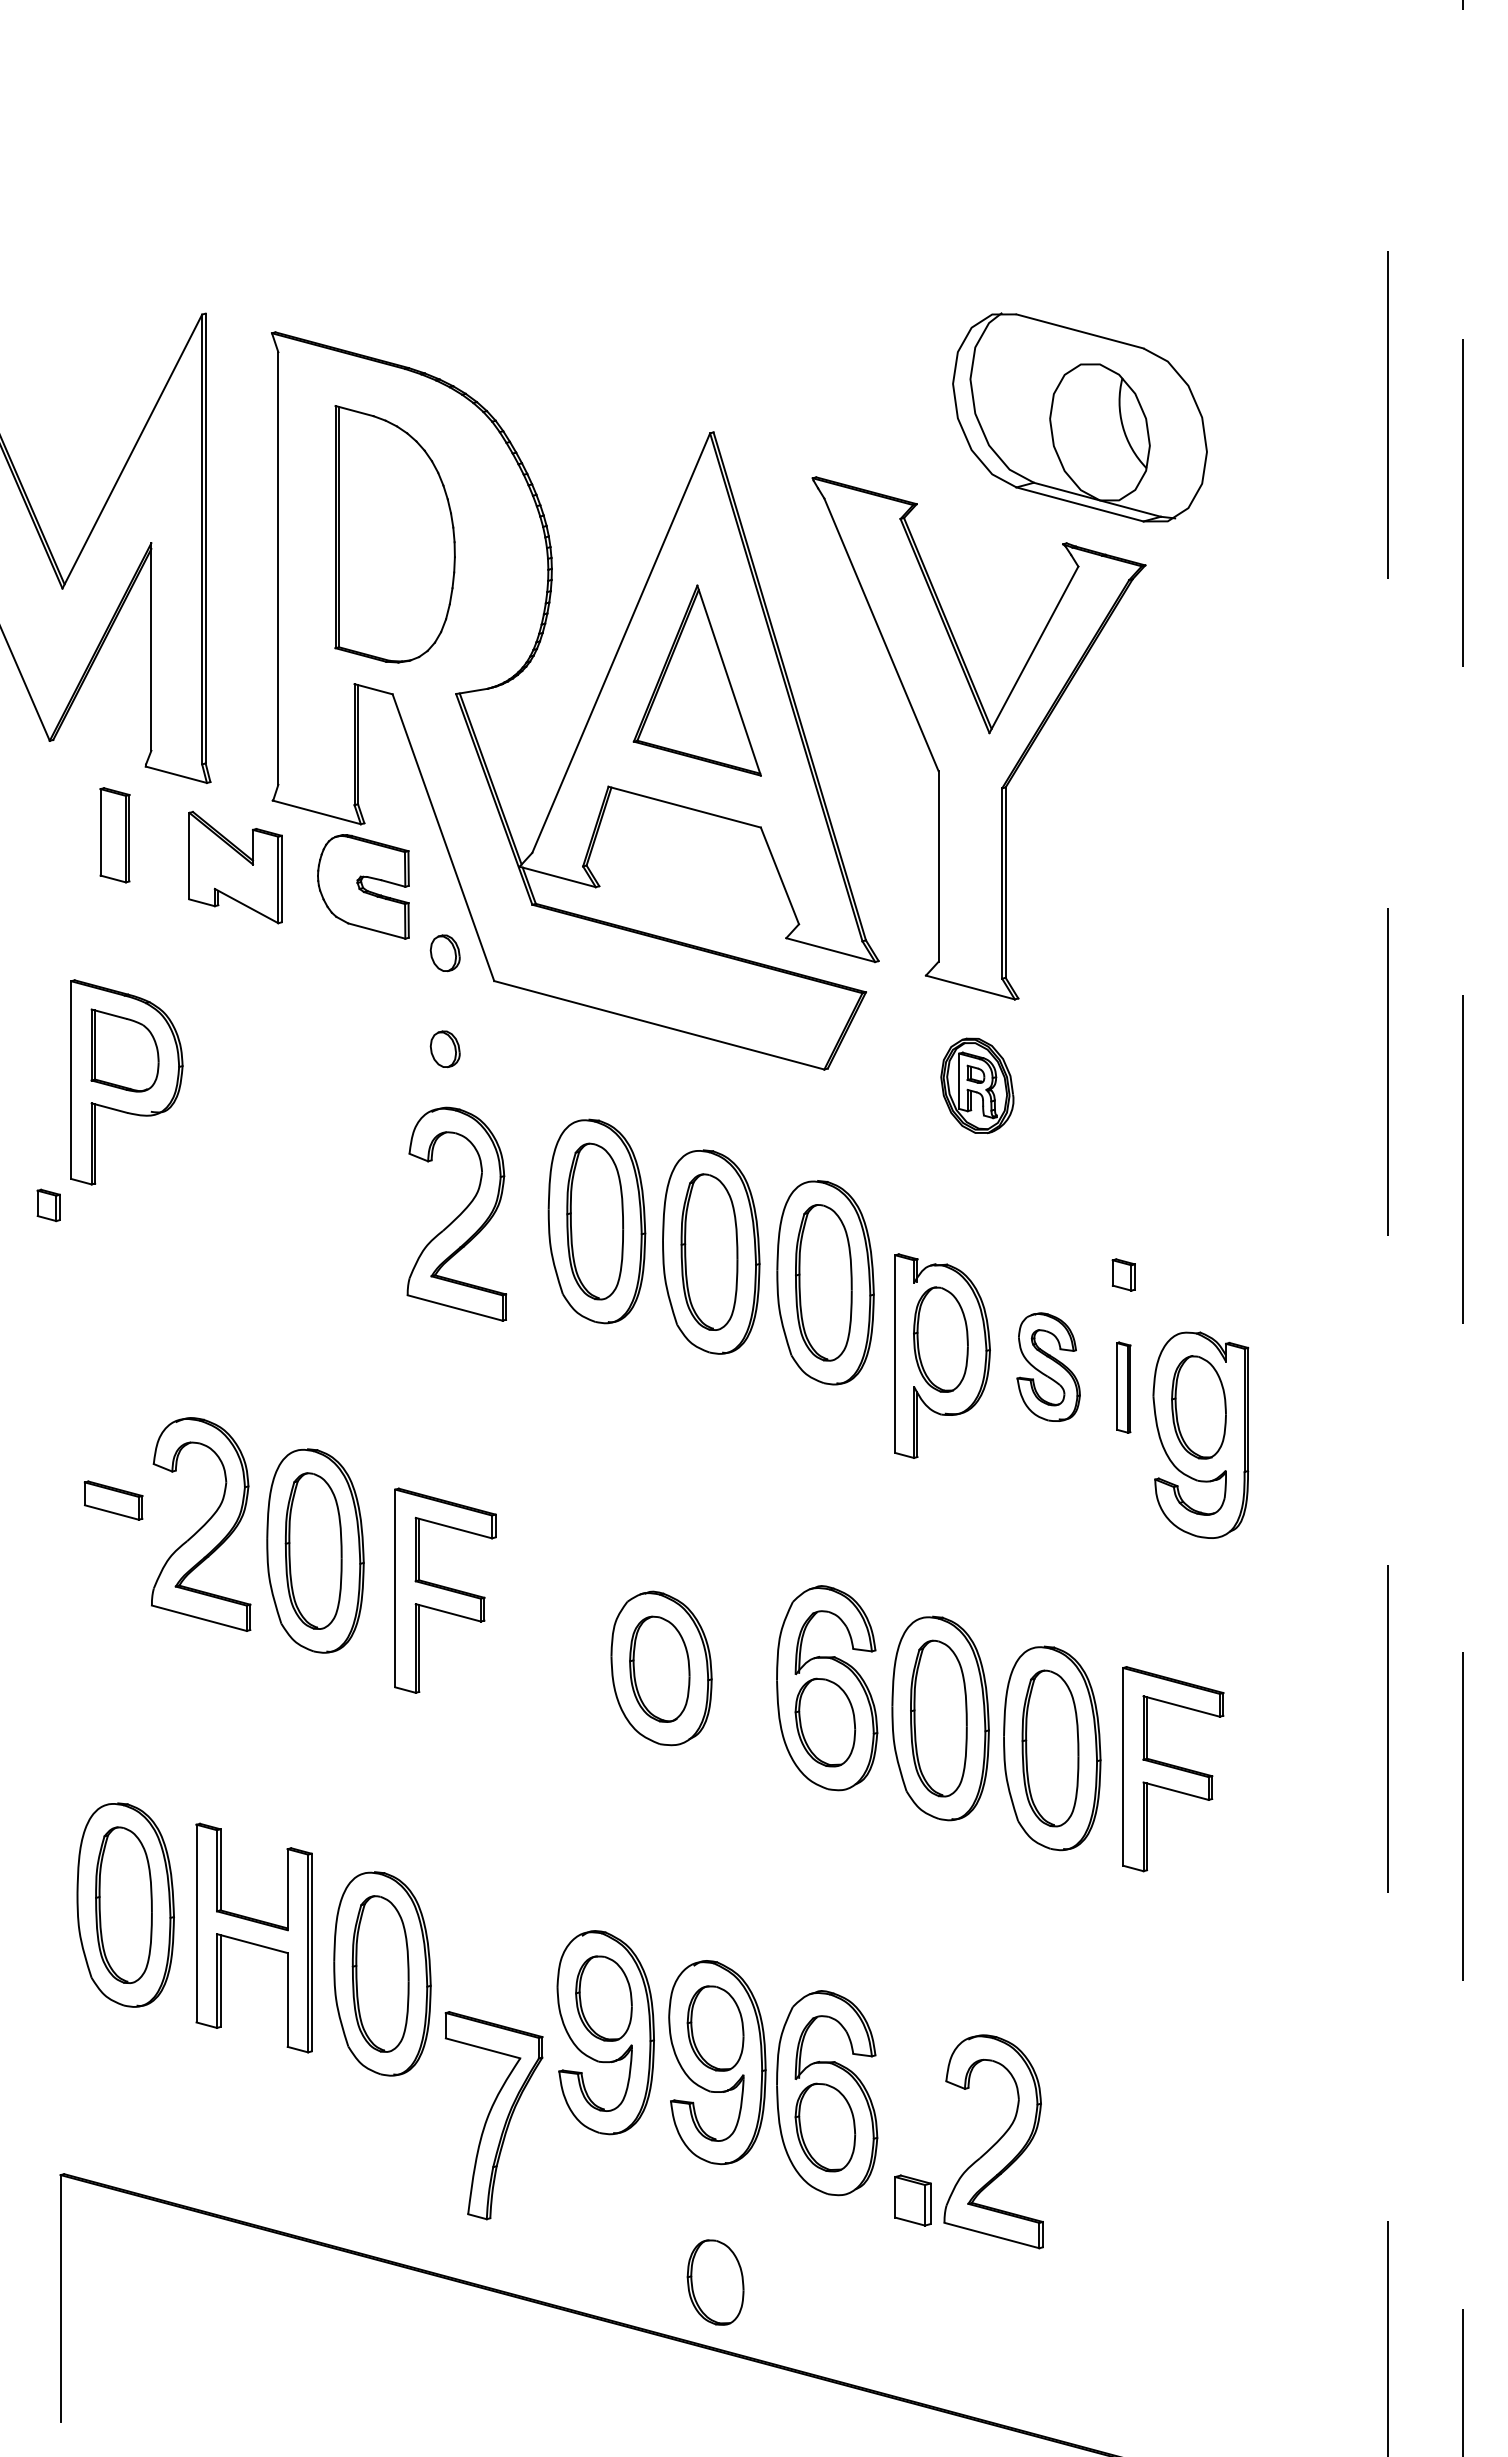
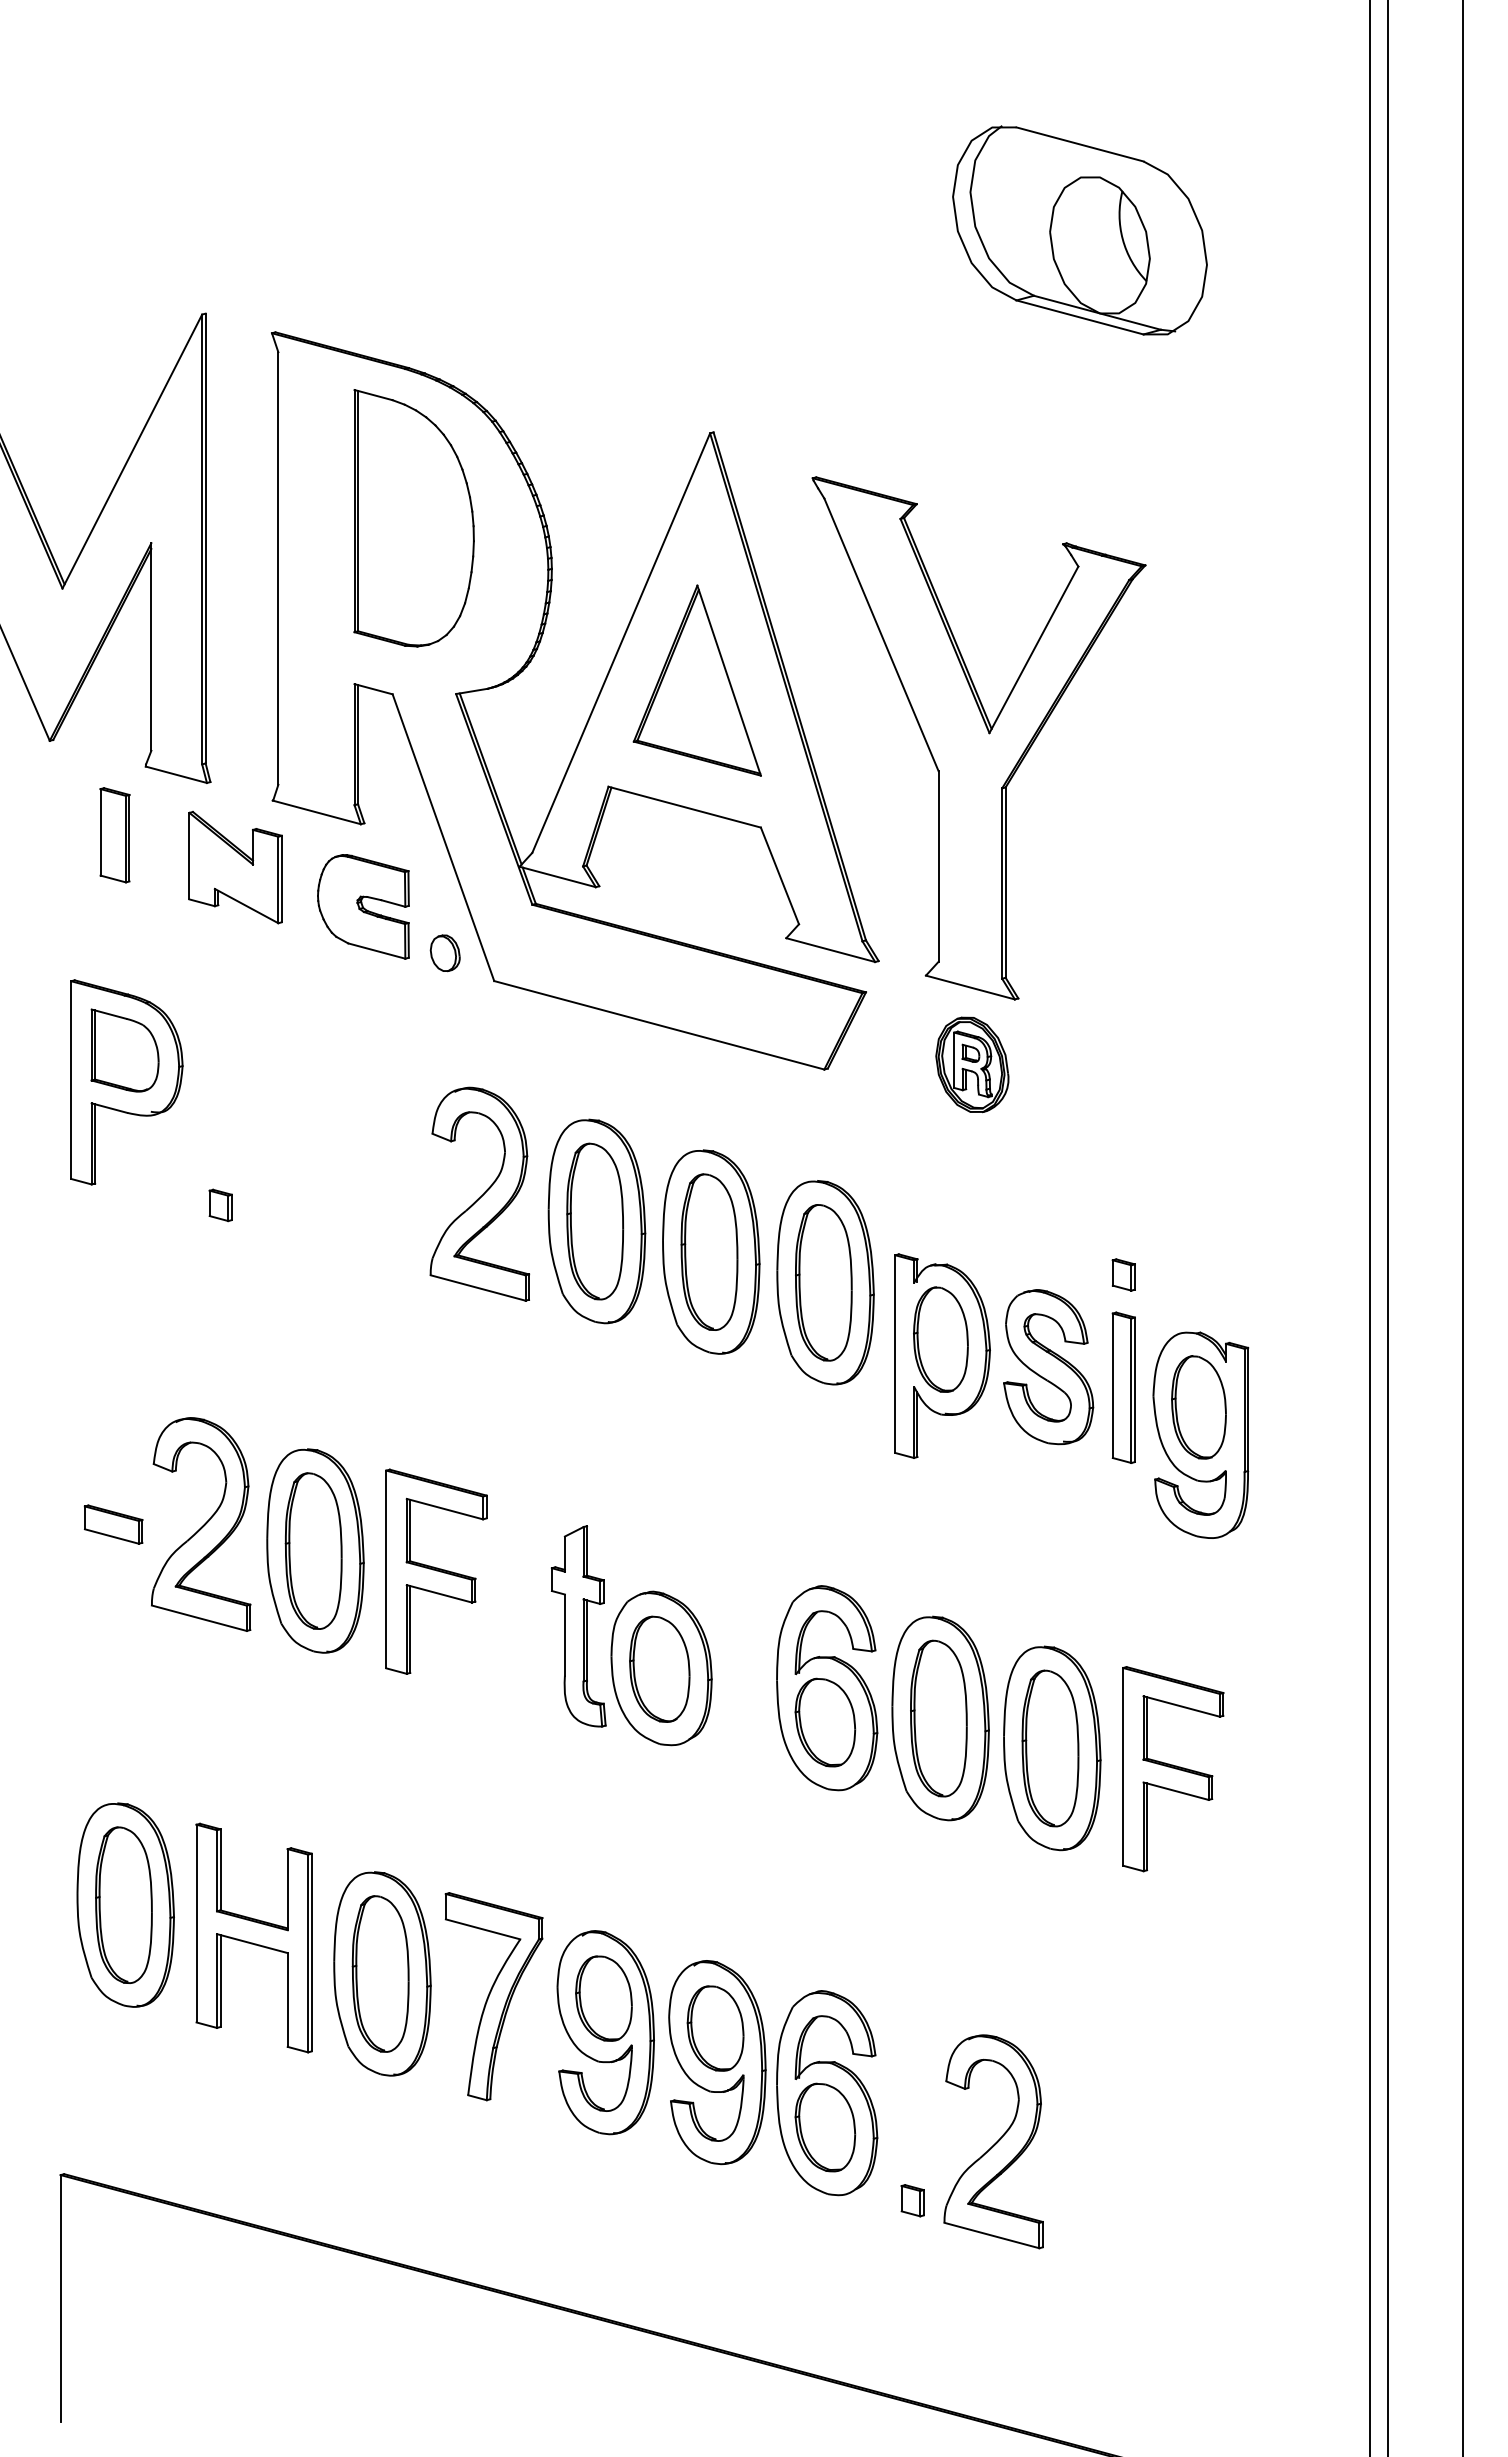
part position: (1079, 417) -> (1079, 230) (1079, 230)
part position: (394, 534) -> (413, 518) (413, 518)
part position: (363, 886) -> (363, 906) (363, 906)
part: present -> none (444, 1049)
part position: (977, 1085) -> (972, 1064) (972, 1064)
part position: (48, 1205) -> (220, 1205) (220, 1205)
part position: (456, 1213) -> (479, 1193) (479, 1193)
line: none -> present (1370, 1227)
line: dashed -> solid (1387, 1228)
line: dashed -> solid (1462, 1228)
part size: 65x110 px -> 92x157 px (1048, 1367)
part size: 16x93 px -> 25x153 px (1123, 1387)
part position: (113, 1500) -> (113, 1524) (113, 1524)
part position: (445, 1590) -> (436, 1571) (436, 1571)
part: none -> present (578, 1626)
part position: (493, 2115) -> (493, 1996) (493, 1996)
part size: 38x53 px -> 25x34 px (912, 2200)
part: present -> none (715, 2282)
